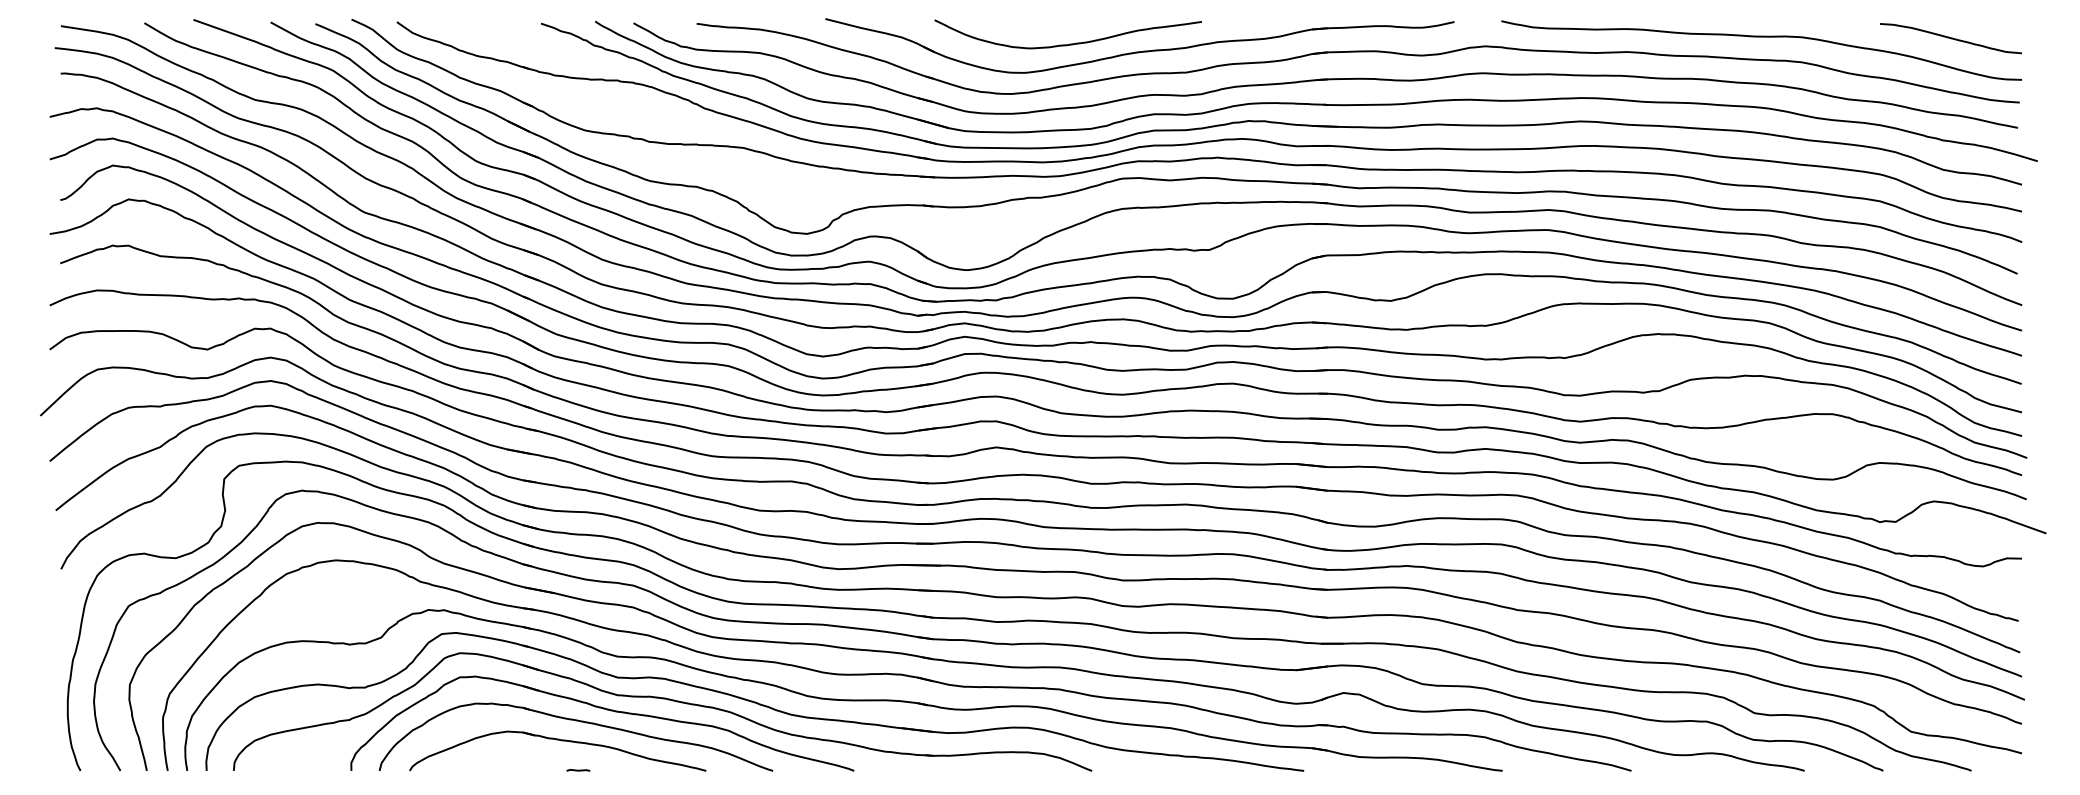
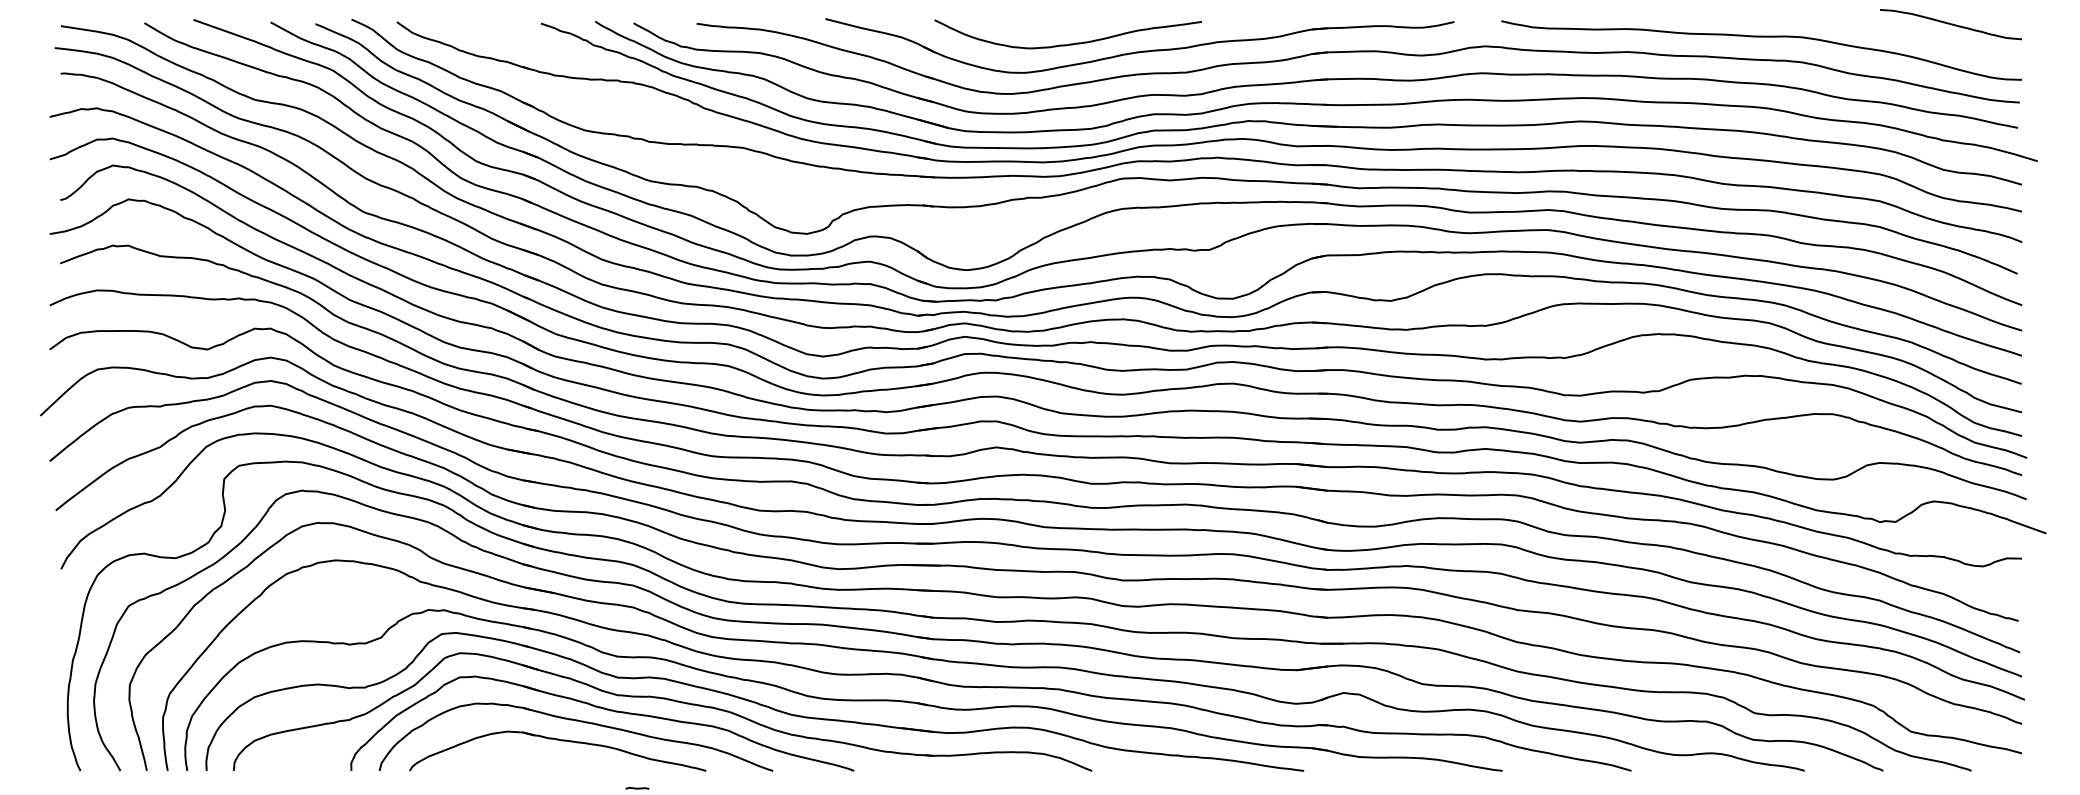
curve position: (1950, 38) -> (1950, 24) (1950, 24)
line position: (578, 770) -> (637, 788) (637, 788)
